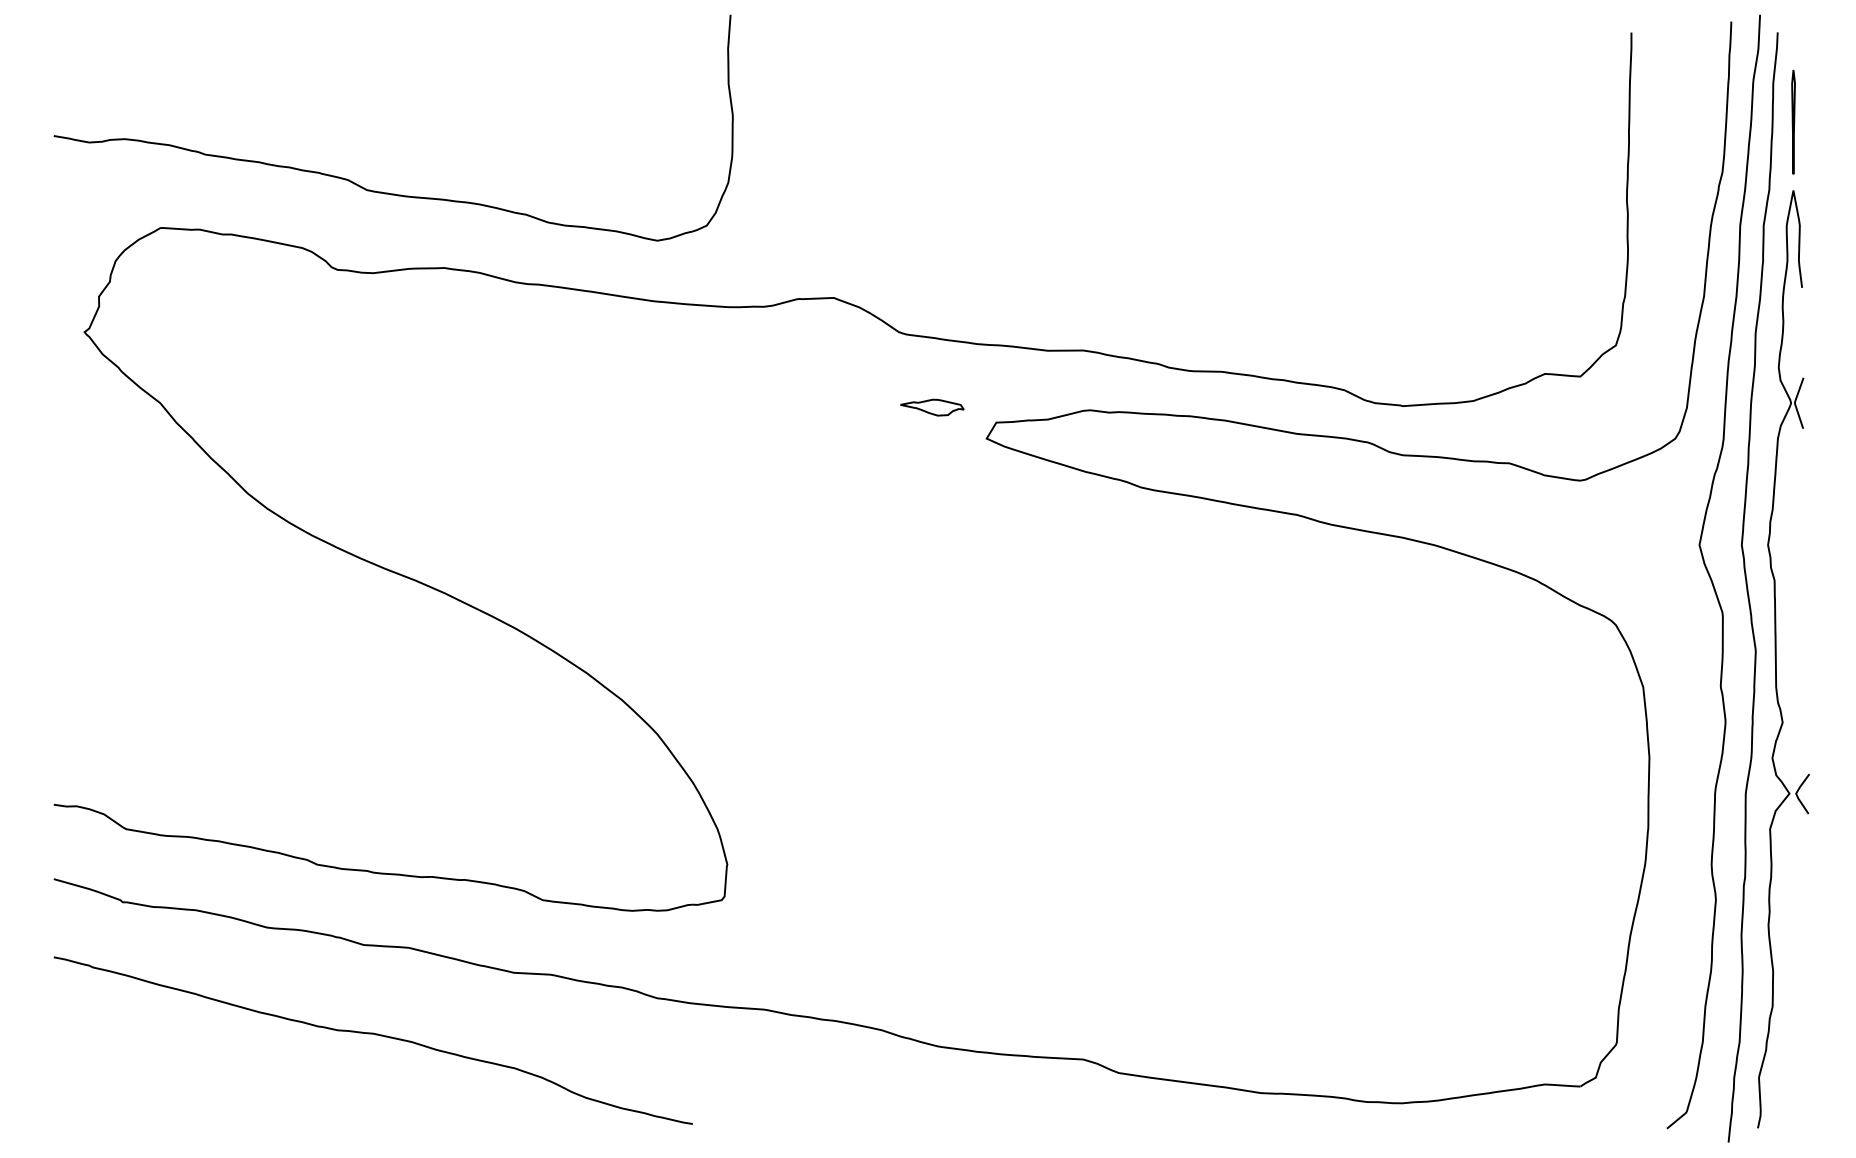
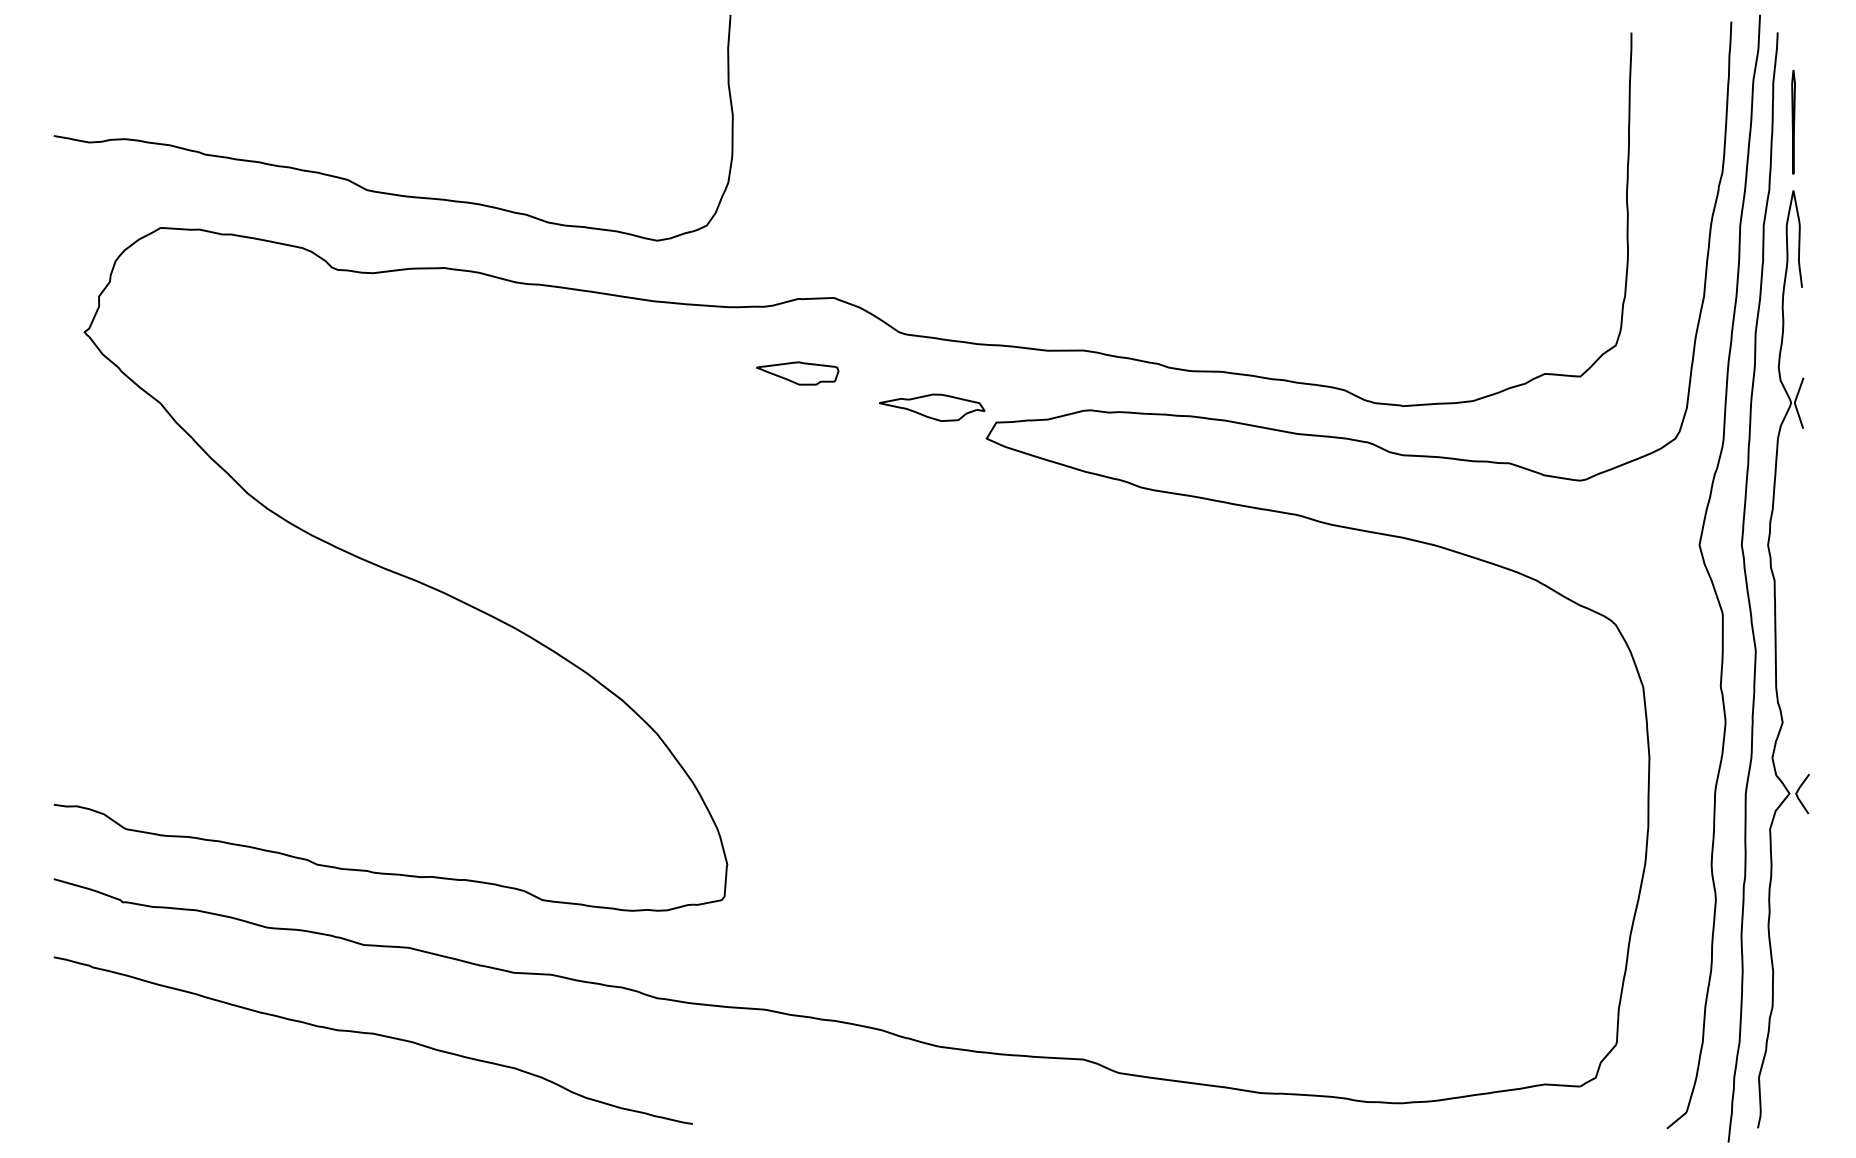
part: none -> present (797, 373)
part size: 65x19 px -> 107x29 px (932, 407)
